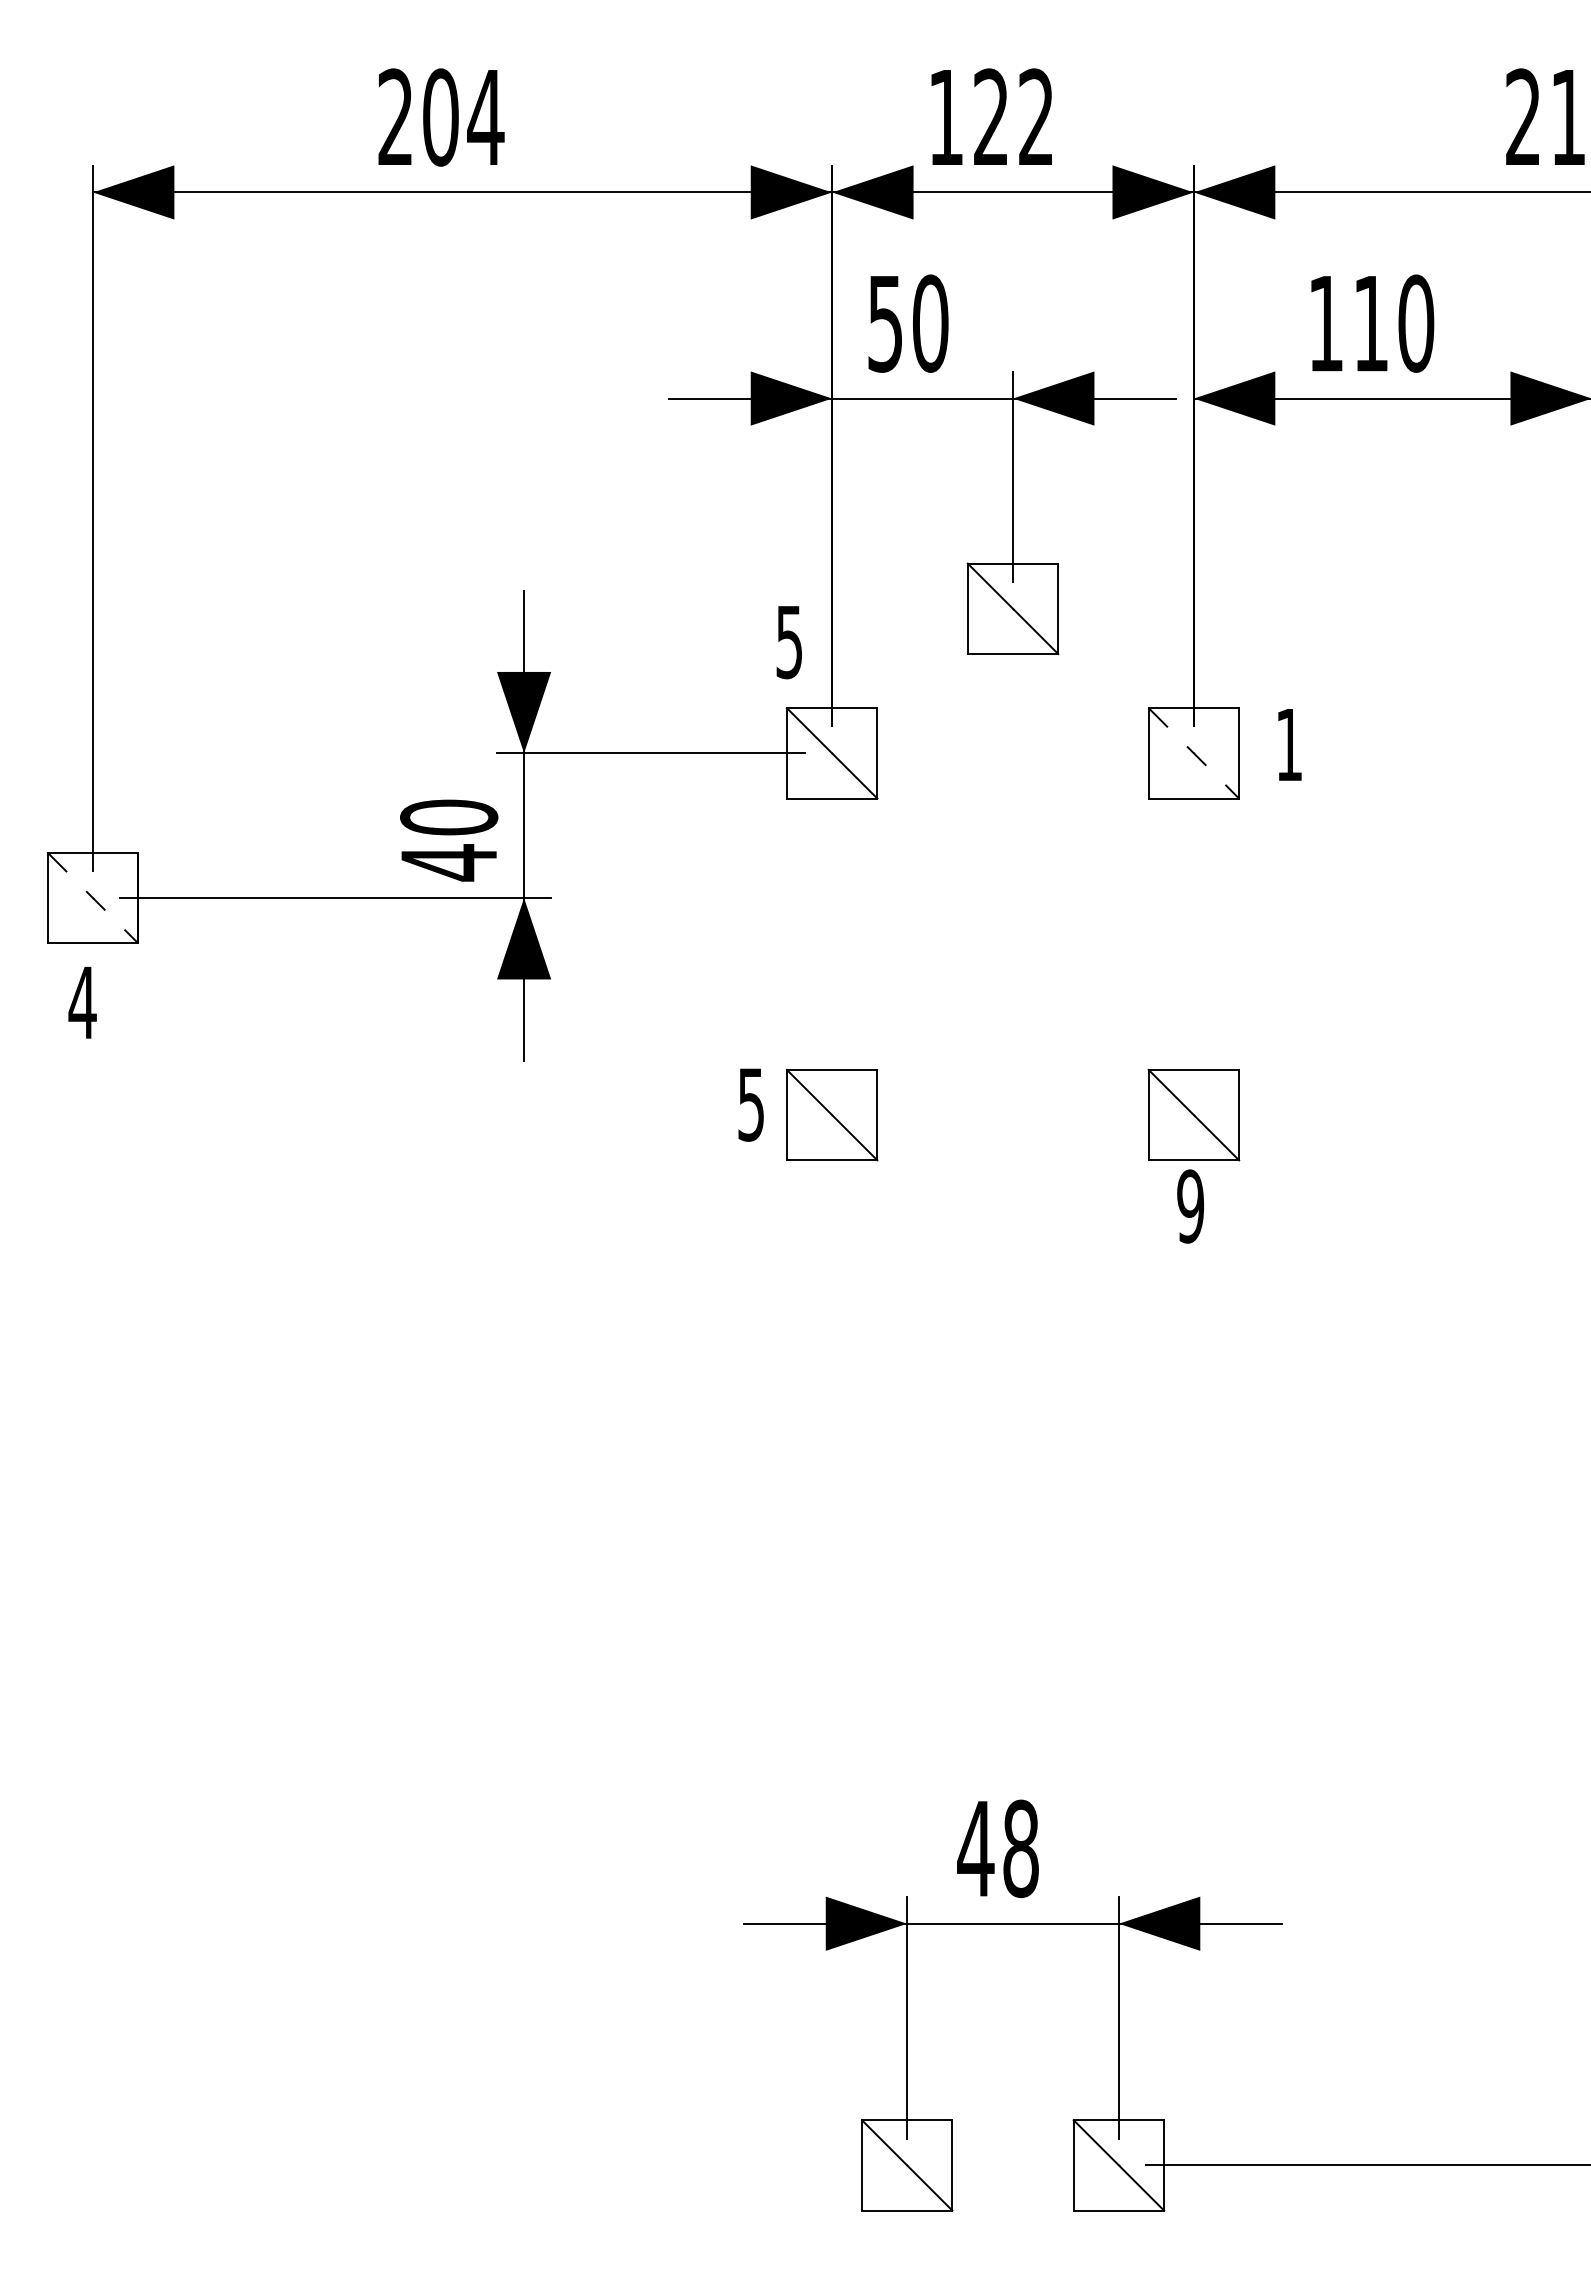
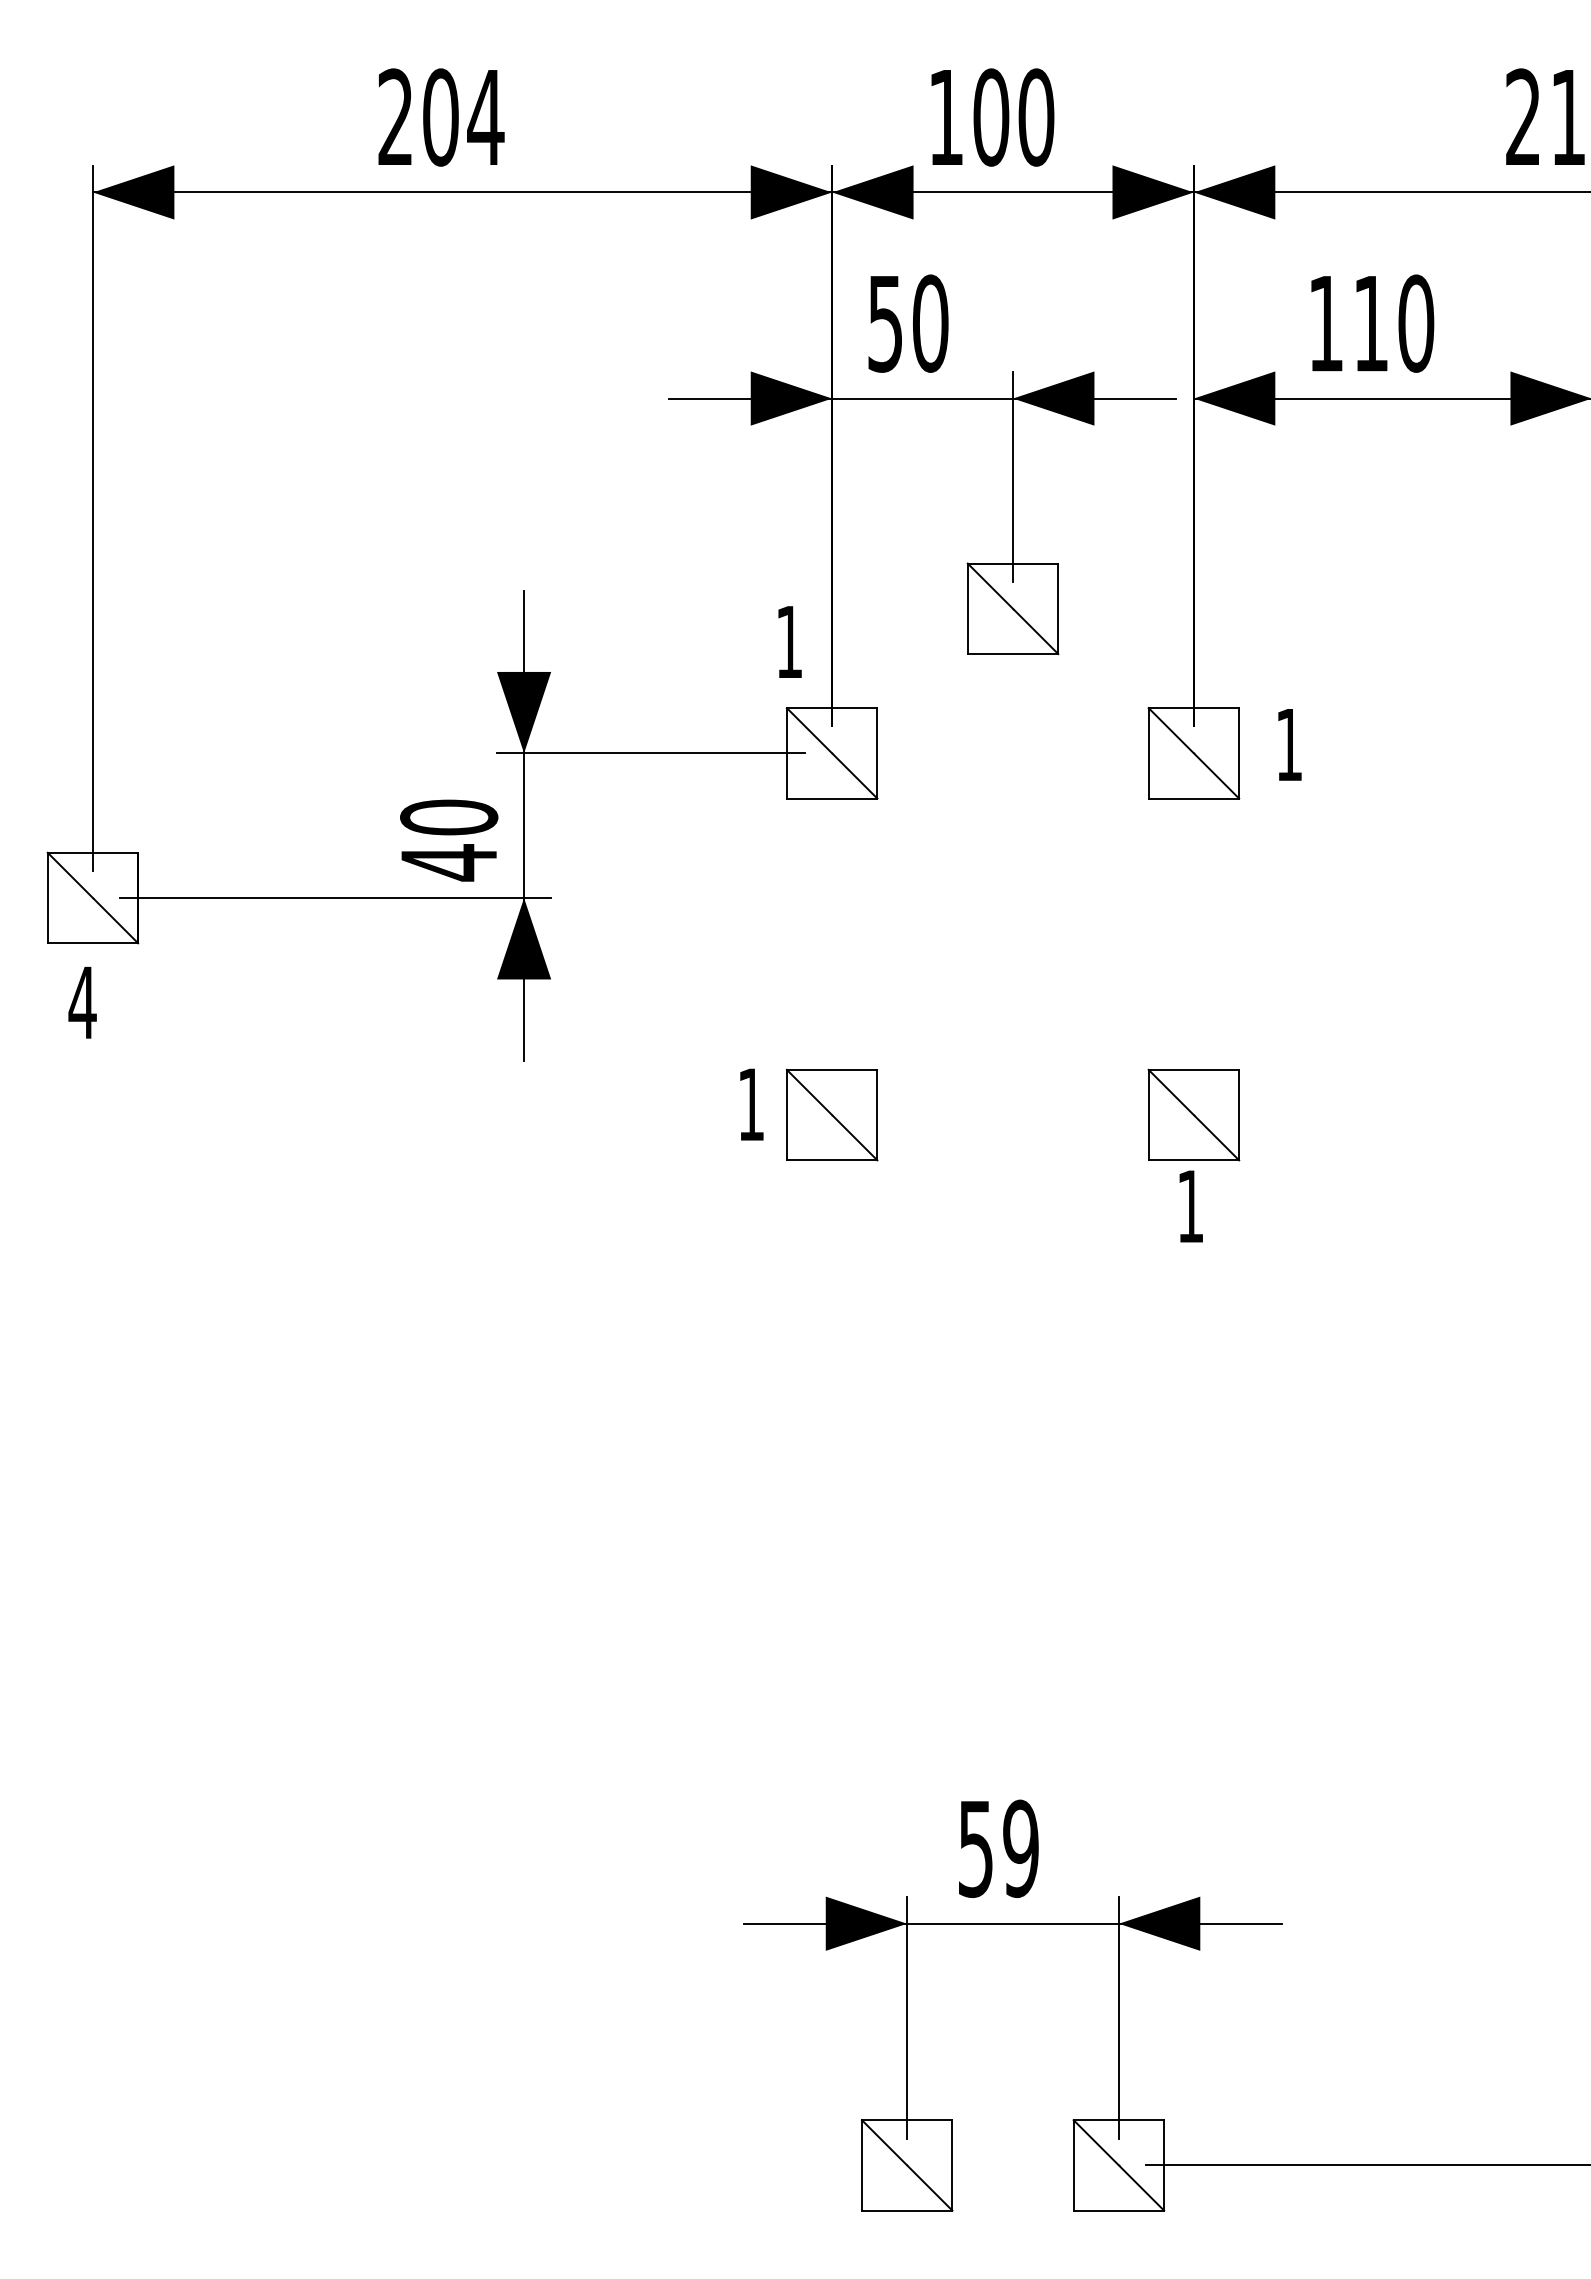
text: 122 -> 100 (1013, 117)
text: 5 -> 1 (788, 642)
line: dashed -> solid (1193, 753)
line: dashed -> solid (92, 898)
text: 5 -> 1 (750, 1104)
text: 9 -> 1 (1190, 1206)
text: 48 -> 59 (997, 1848)
